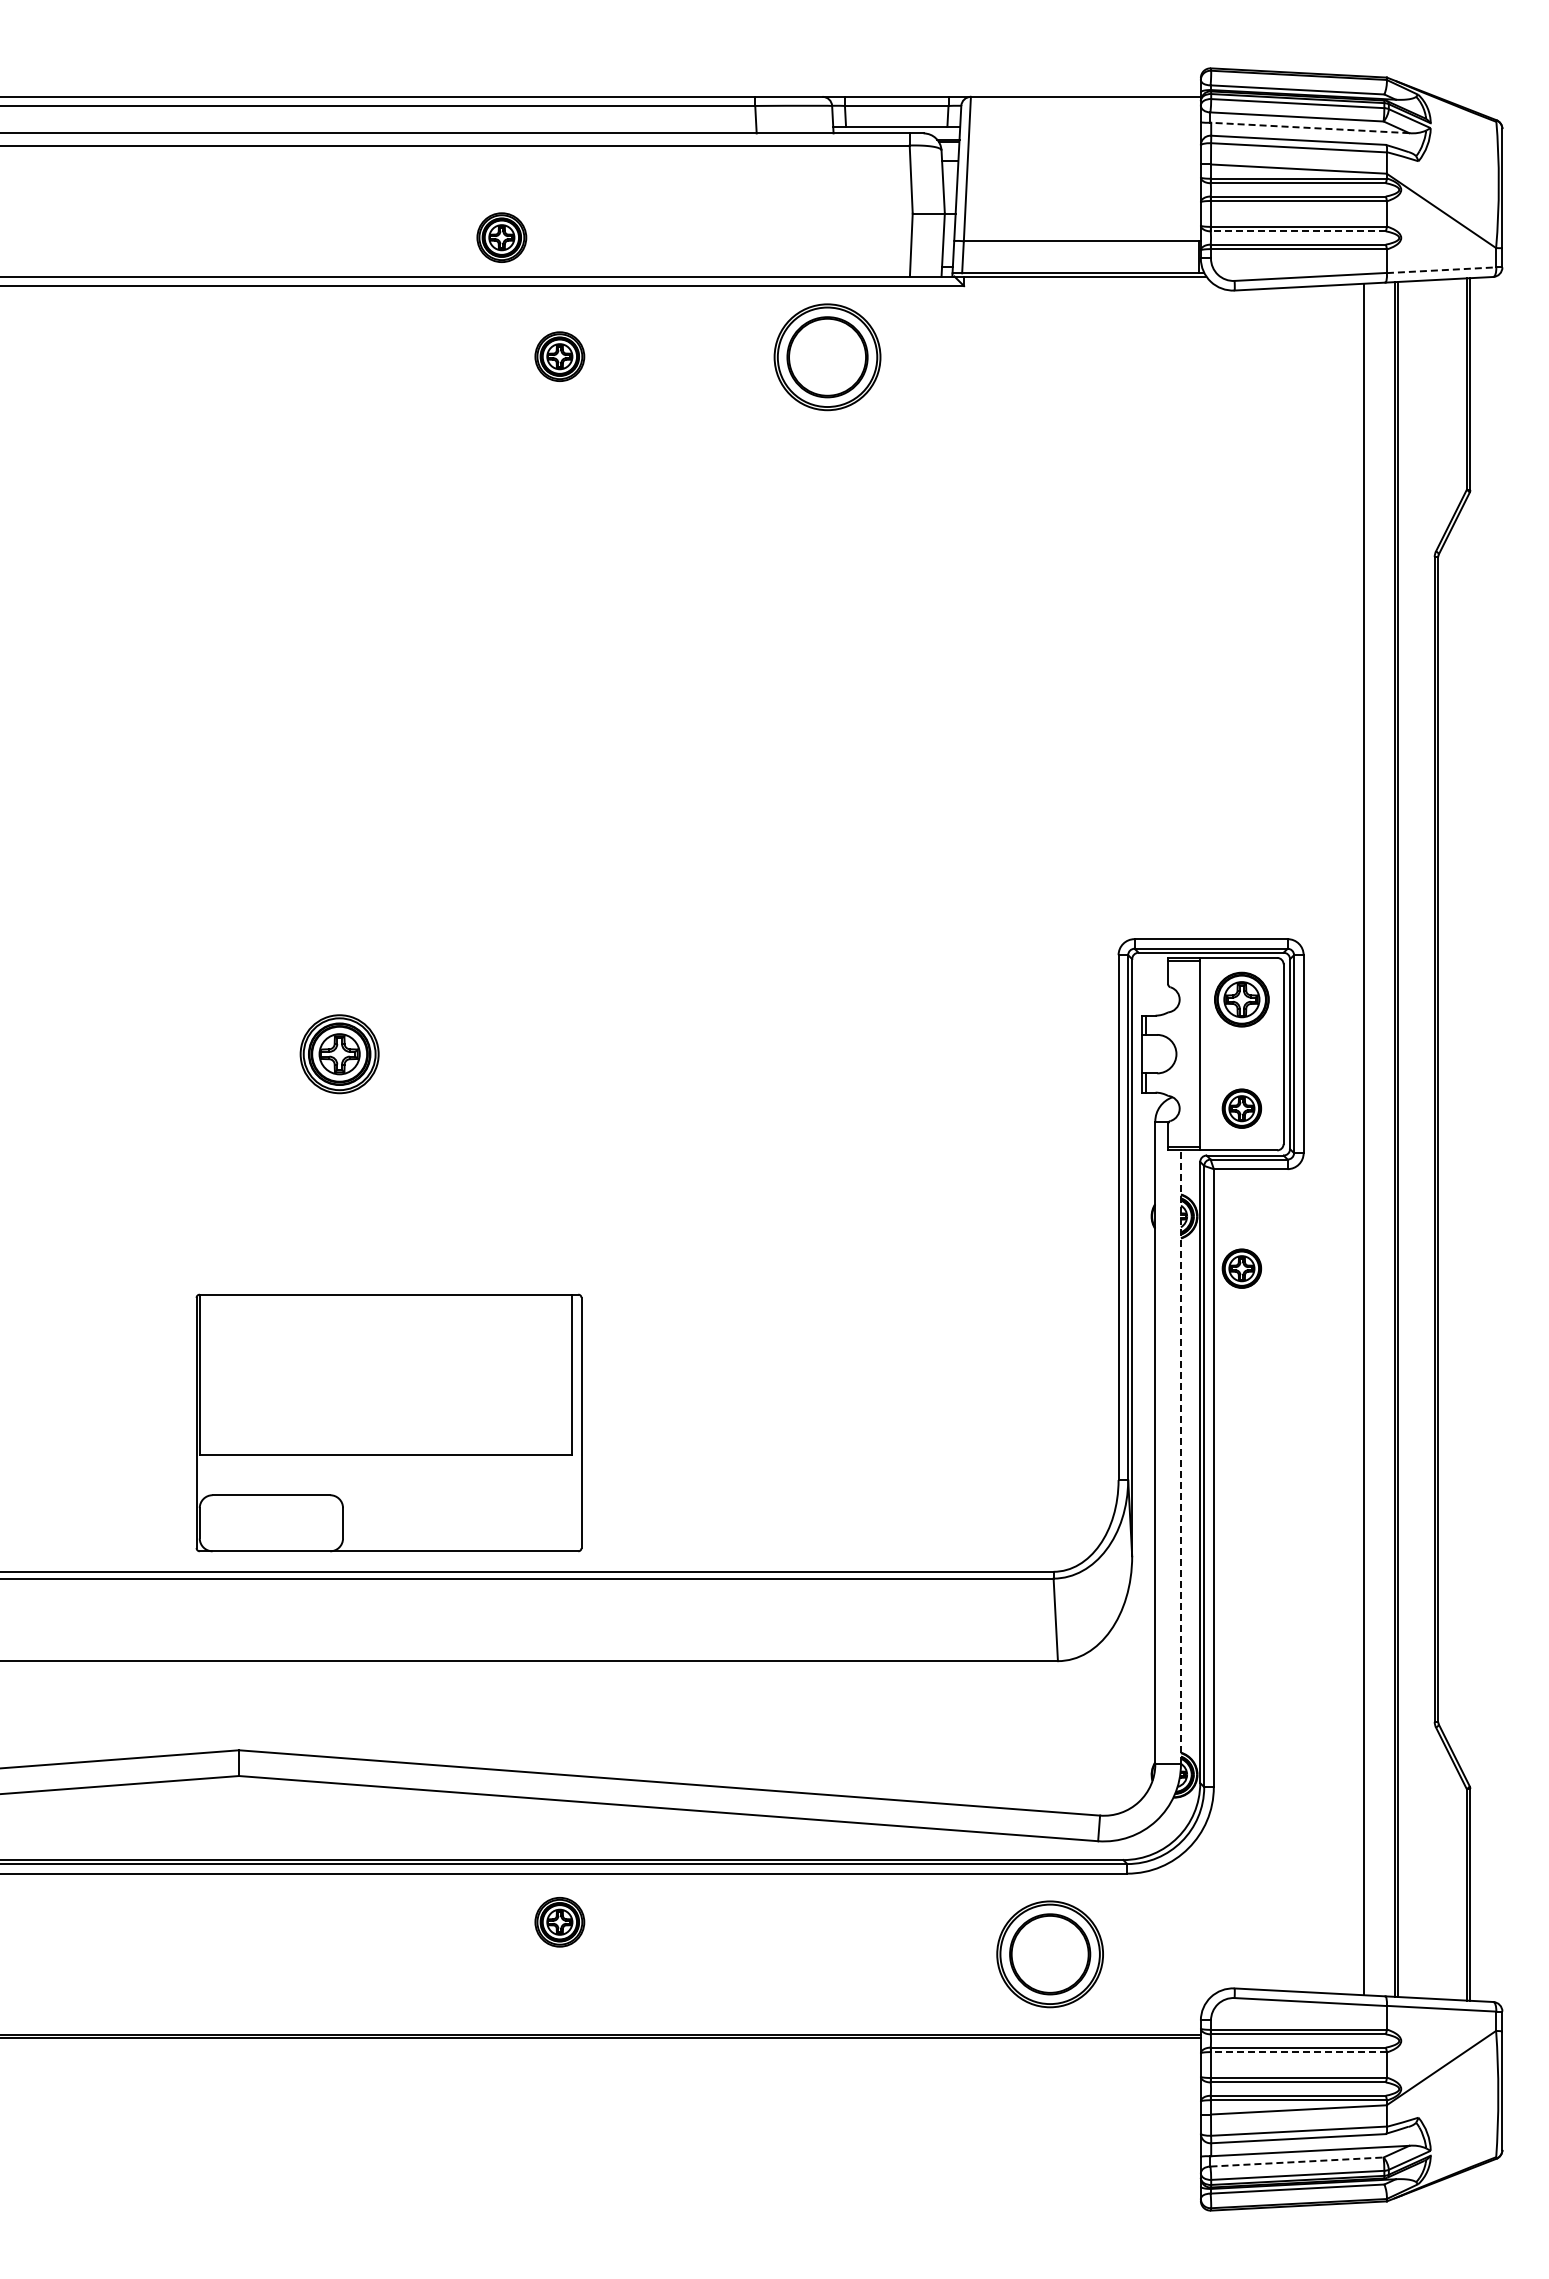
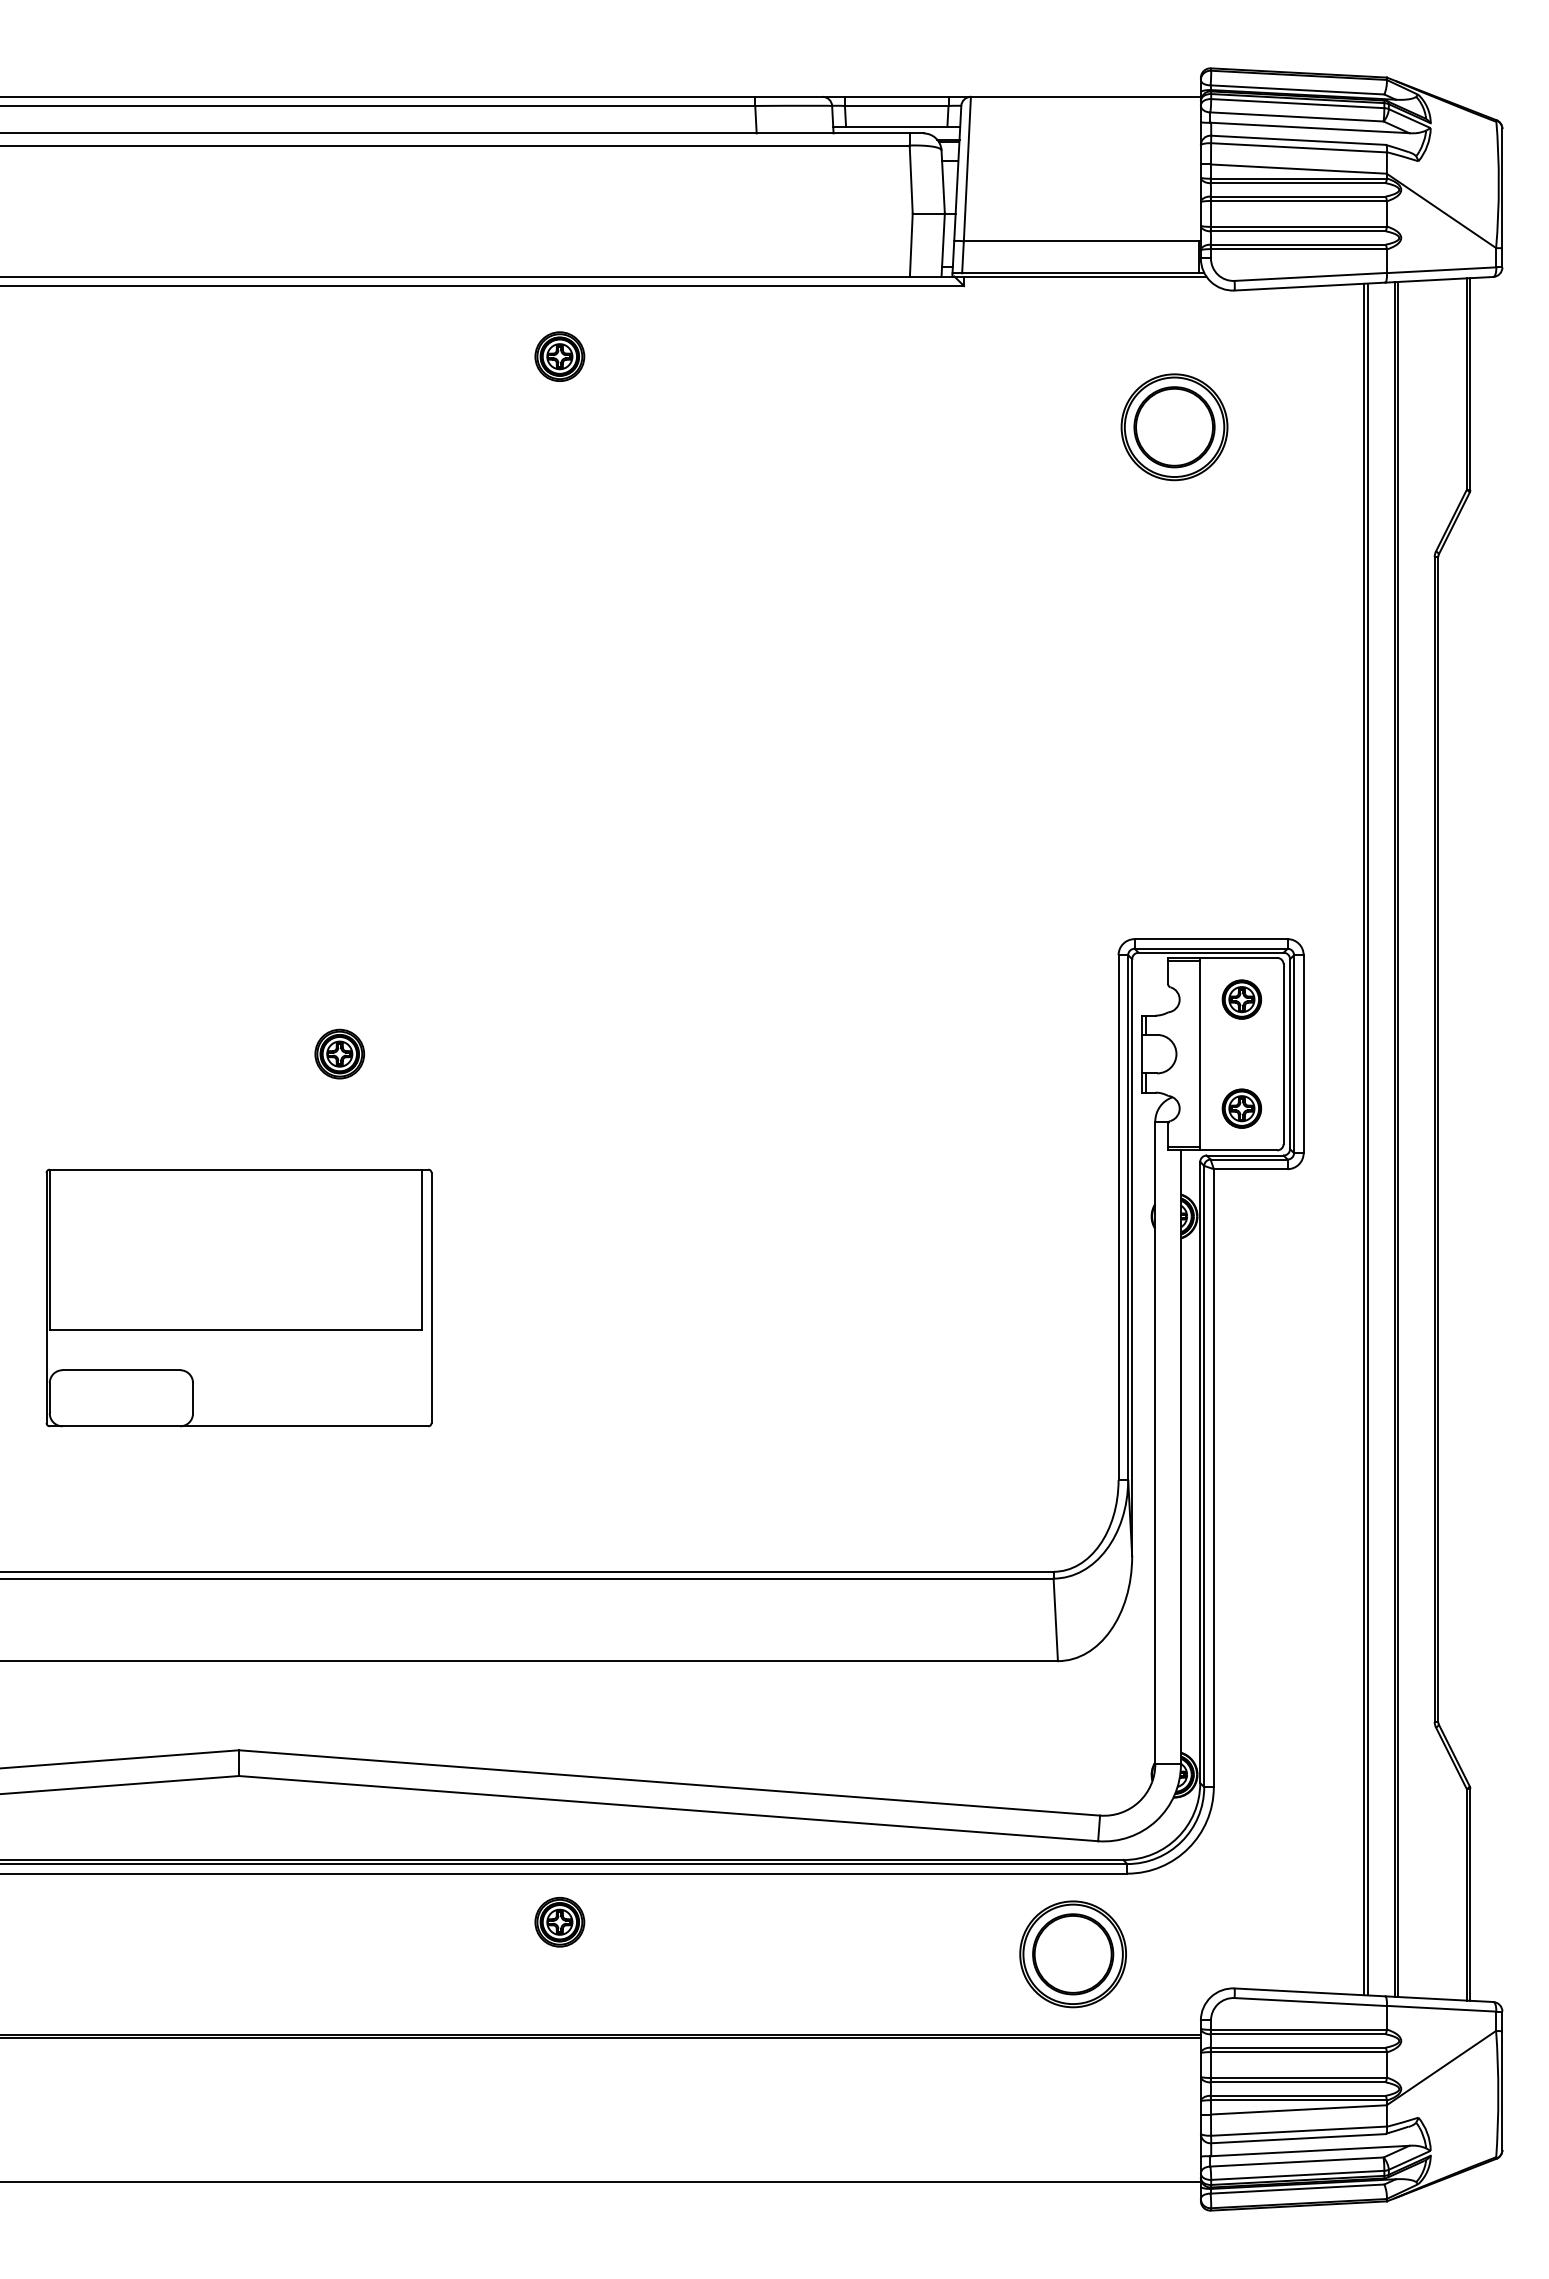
line: dashed -> solid (1309, 127)
line: dashed -> solid (1297, 231)
part: present -> none (501, 237)
line: dashed -> solid (1441, 270)
part position: (827, 357) -> (1174, 427) (1174, 427)
part size: 56x57 px -> 42x41 px (1241, 999)
part size: 81x81 px -> 52x52 px (339, 1053)
line: none -> present (1367, 1139)
part: present -> none (1241, 1268)
part position: (388, 1422) -> (238, 1297) (238, 1297)
line: dashed -> solid (1180, 1456)
part position: (1049, 1954) -> (1072, 1954) (1072, 1954)
line: dashed -> solid (1298, 2052)
line: dashed -> solid (1297, 2162)
line: none -> present (601, 2182)
